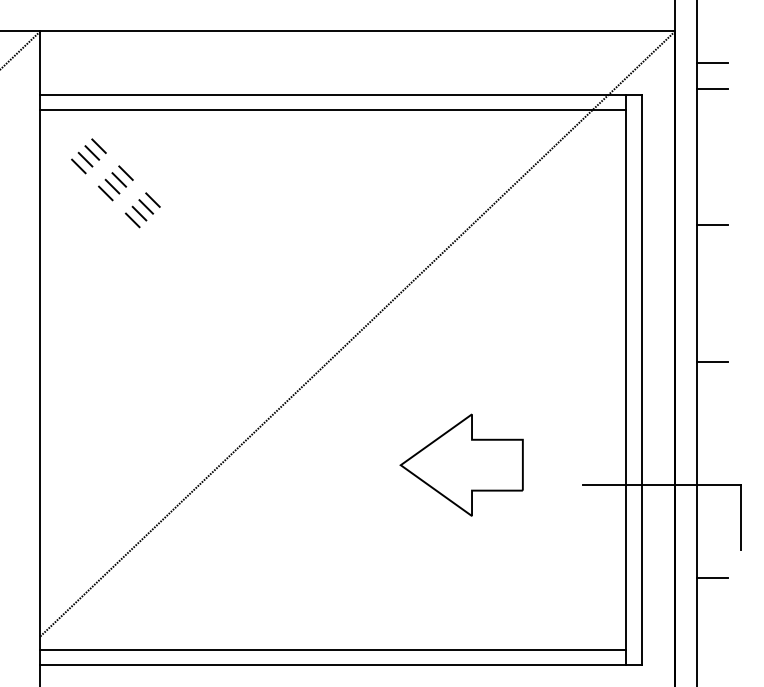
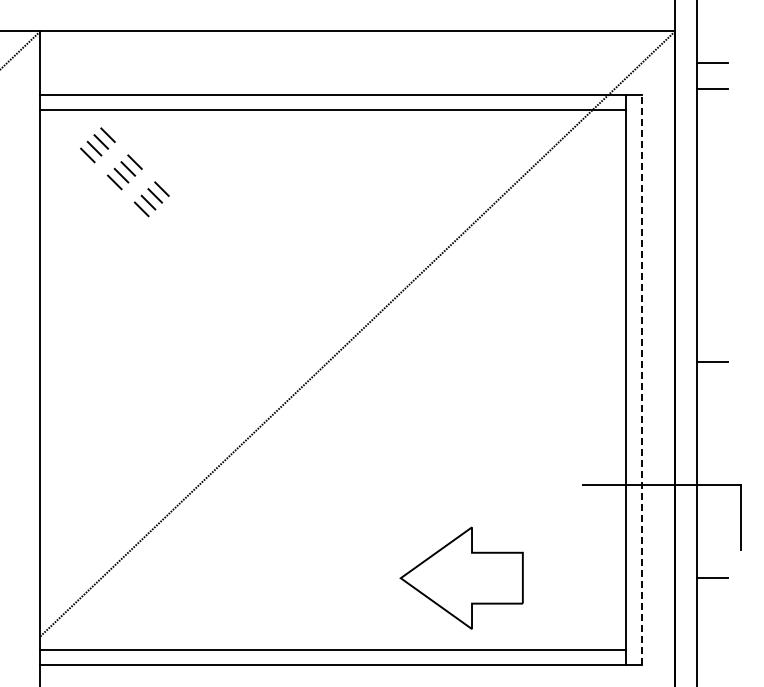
part position: (115, 183) -> (124, 172) (124, 172)
line: present -> none (712, 225)
line: solid -> dashed (641, 379)
part position: (461, 464) -> (461, 577) (461, 577)
